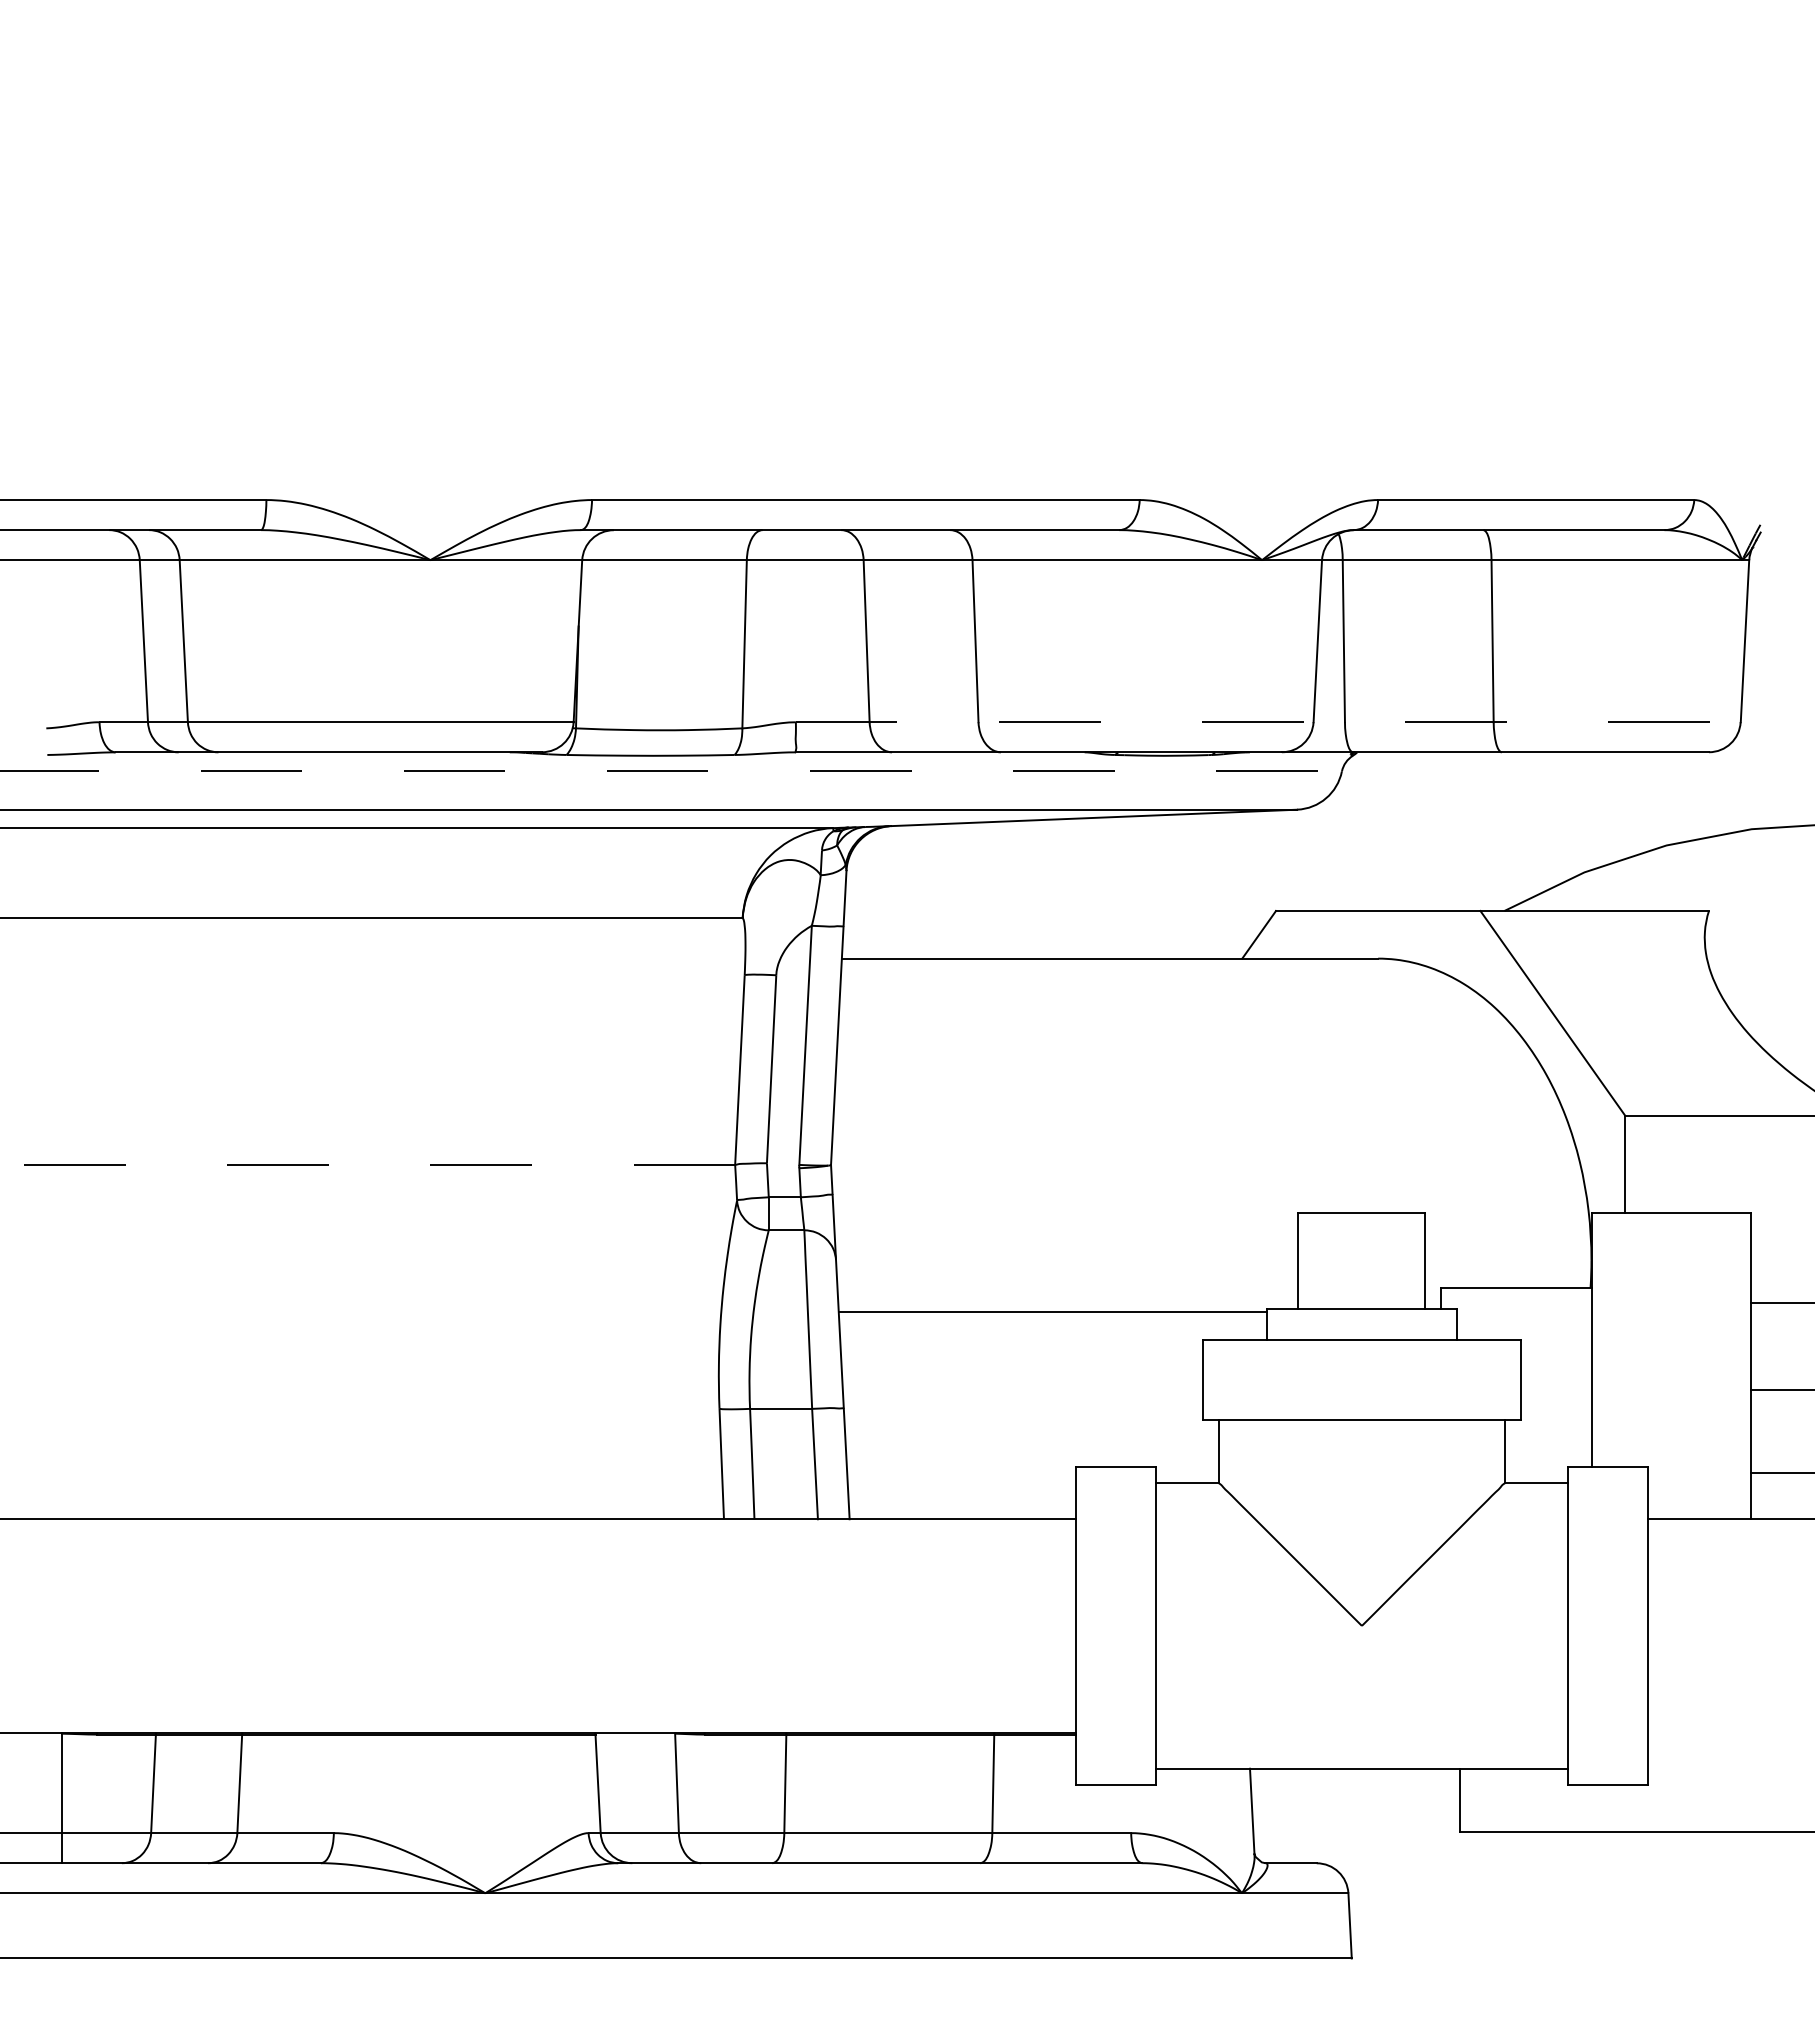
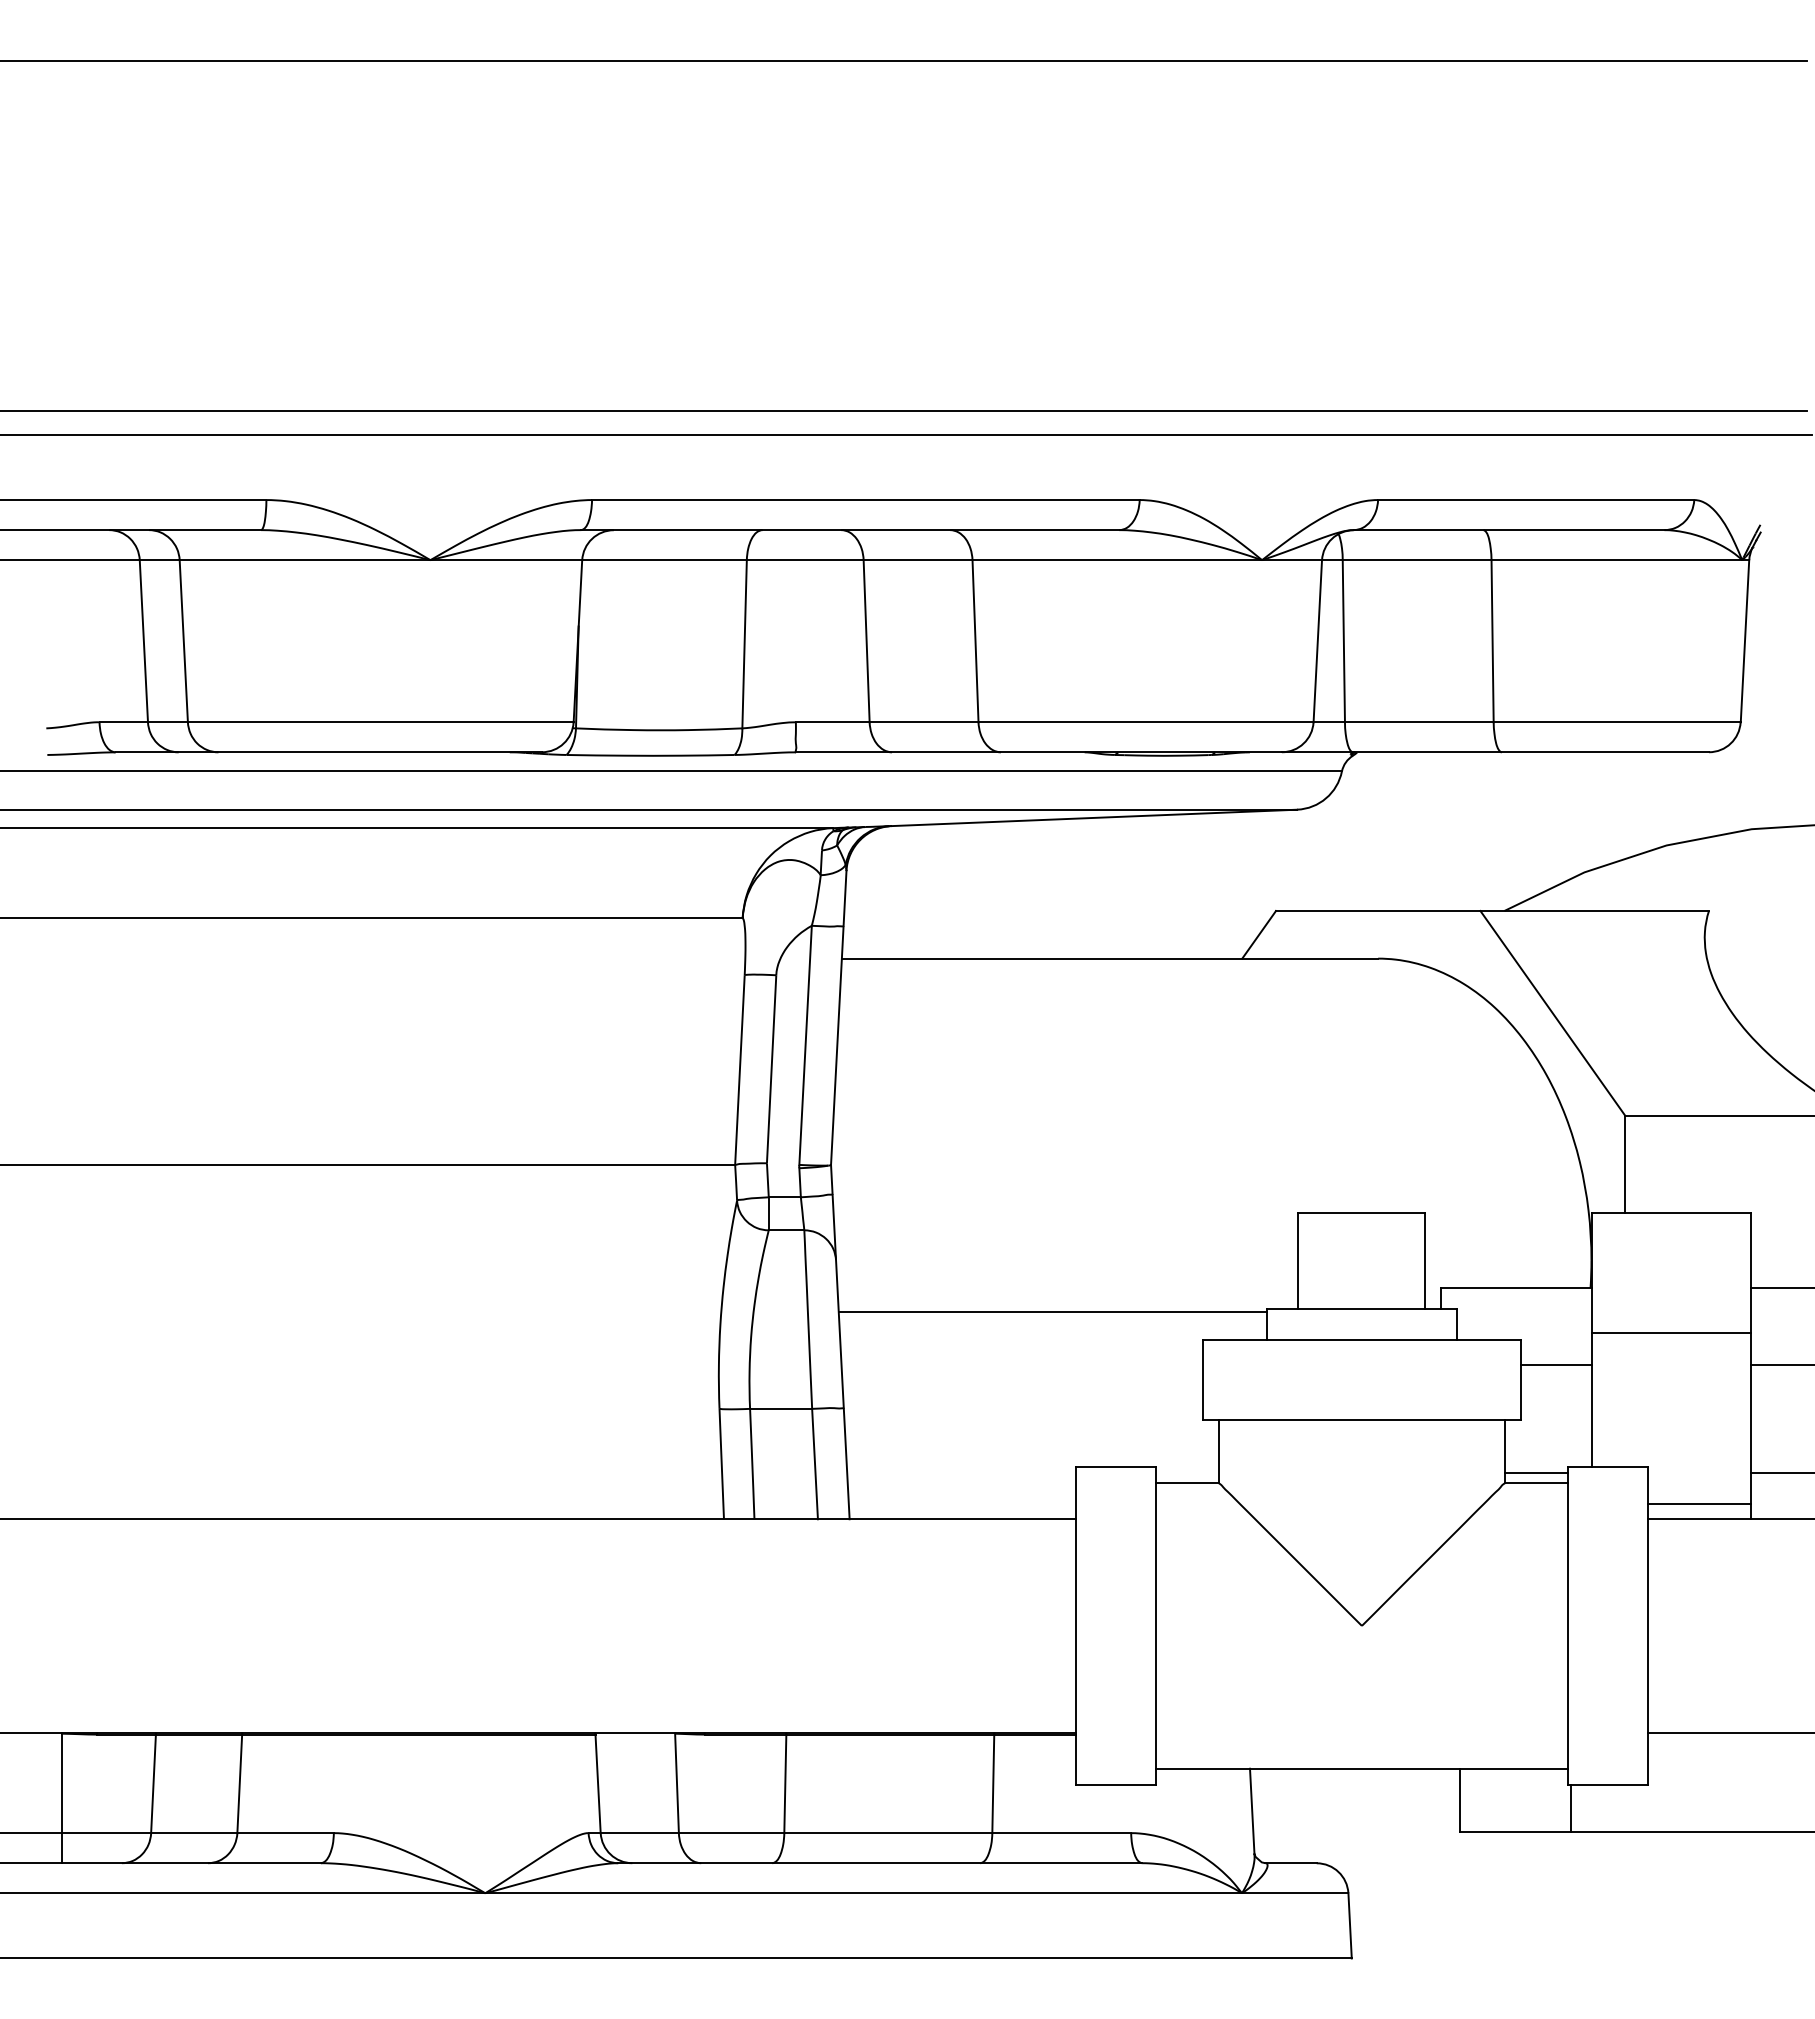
line: none -> present (904, 60)
line: none -> present (904, 411)
line: none -> present (906, 434)
line: dashed -> solid (1268, 722)
line: dashed -> solid (671, 771)
line: dashed -> solid (367, 1164)
line position: (1780, 1302) -> (1780, 1287) (1780, 1287)
line: none -> present (1671, 1333)
line: none -> present (1556, 1364)
line position: (1780, 1389) -> (1780, 1364) (1780, 1364)
line: none -> present (1536, 1473)
line: none -> present (1698, 1504)
line: none -> present (1729, 1732)
line: none -> present (1571, 1807)
